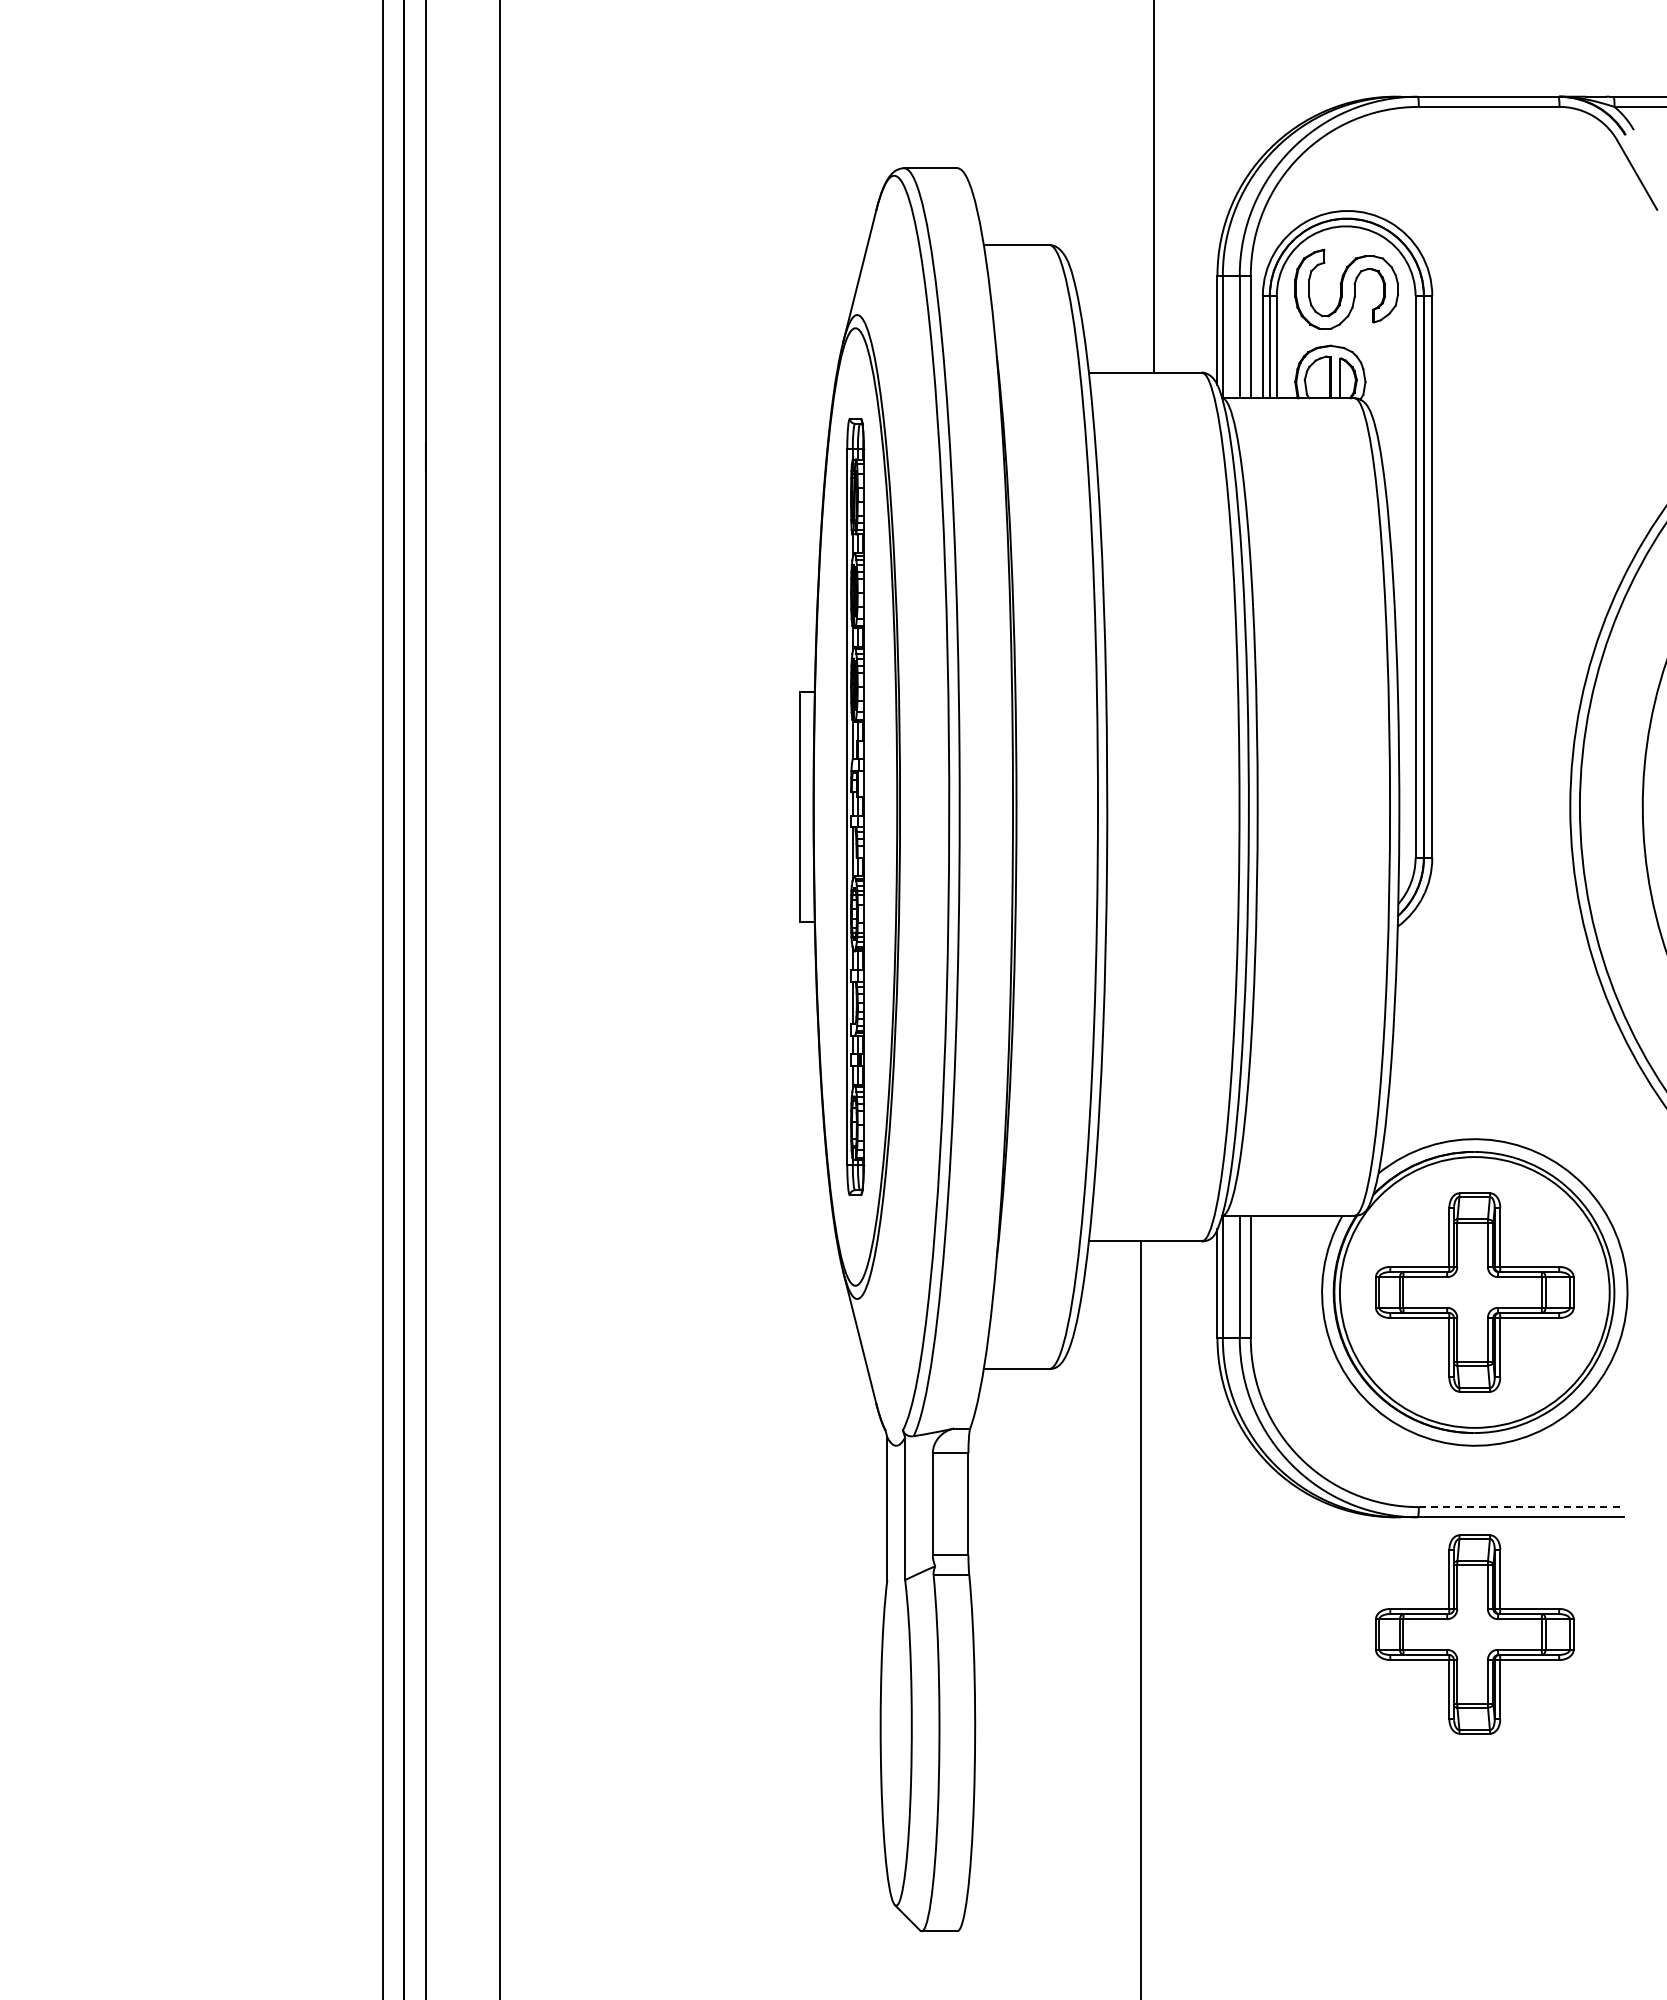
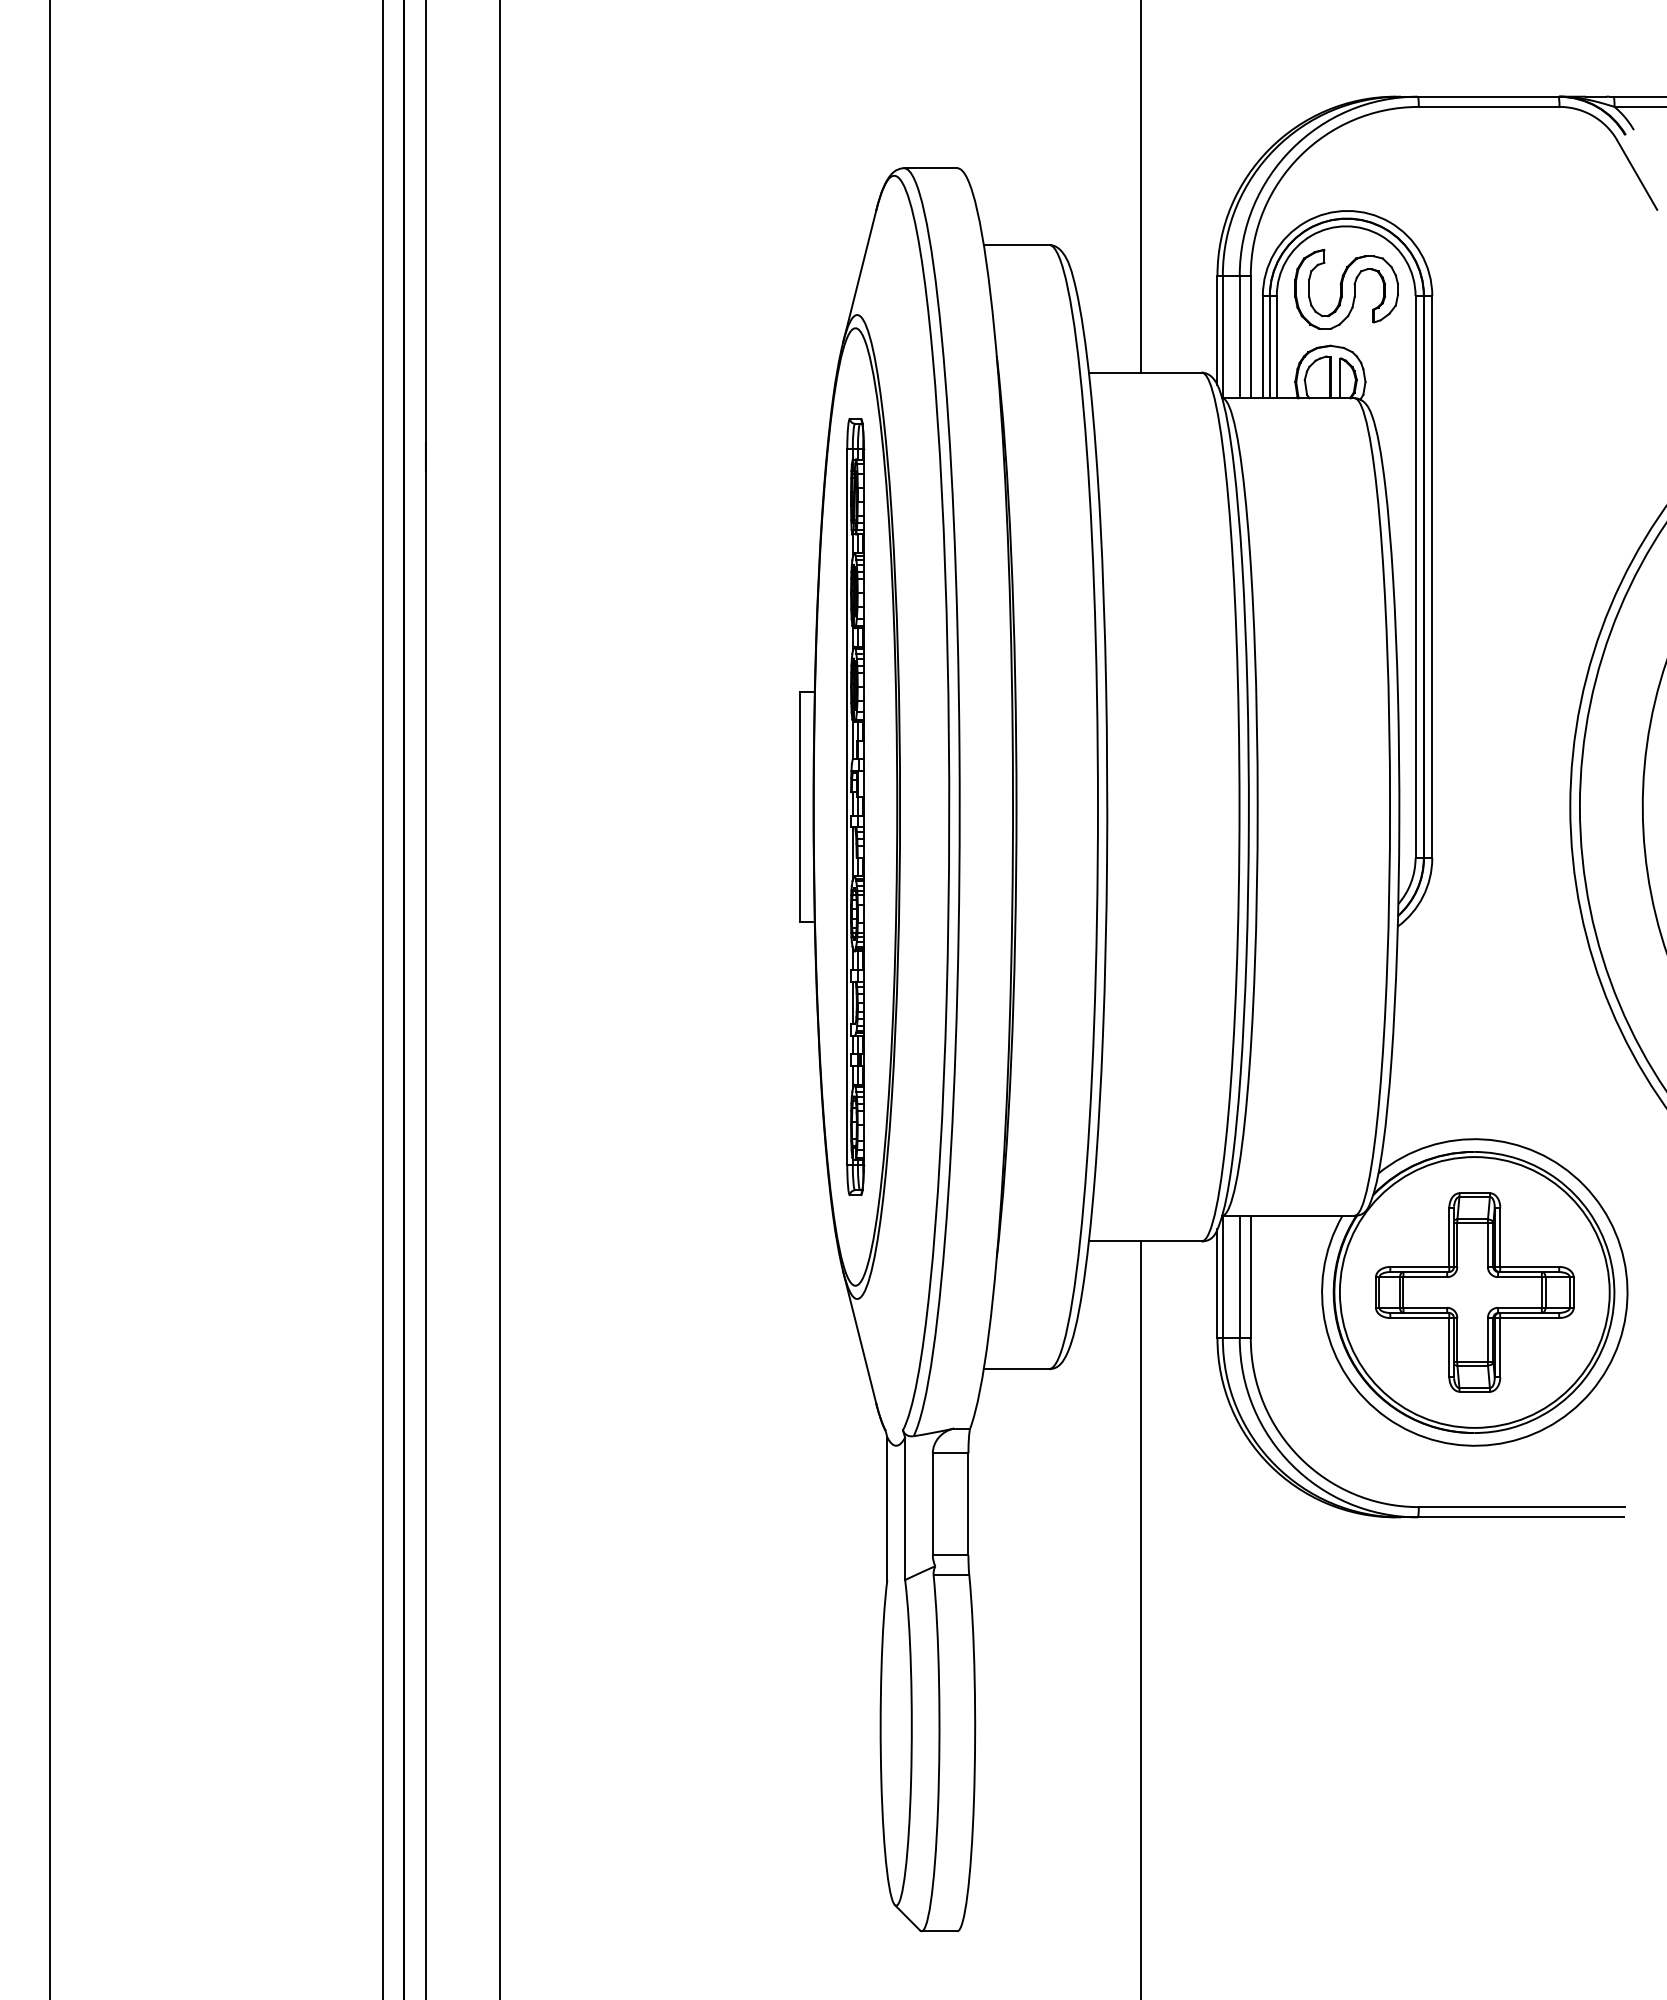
line position: (1154, 187) -> (1141, 187) (1141, 187)
line: none -> present (49, 999)
line: dashed -> solid (1521, 1507)
part: present -> none (1474, 1634)
